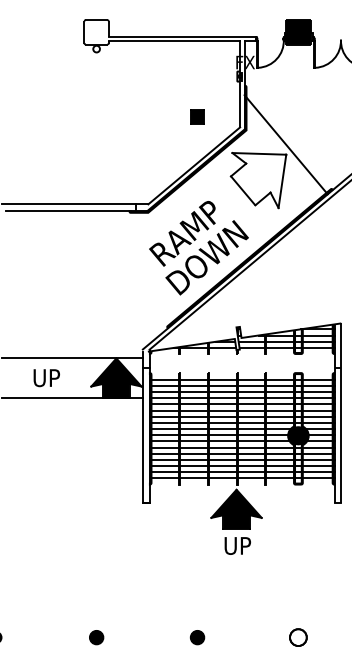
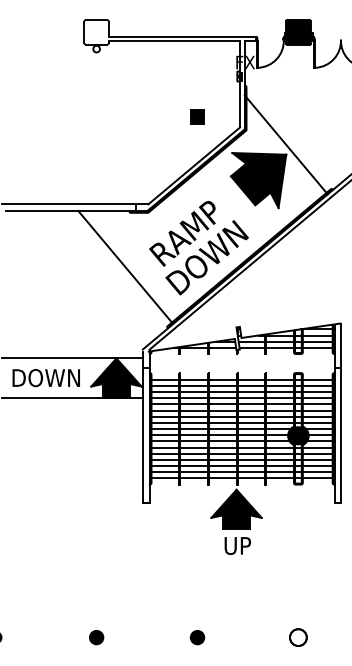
fill: none -> present (258, 180)
line: none -> present (124, 266)
text: UP -> DOWN (45, 378)
